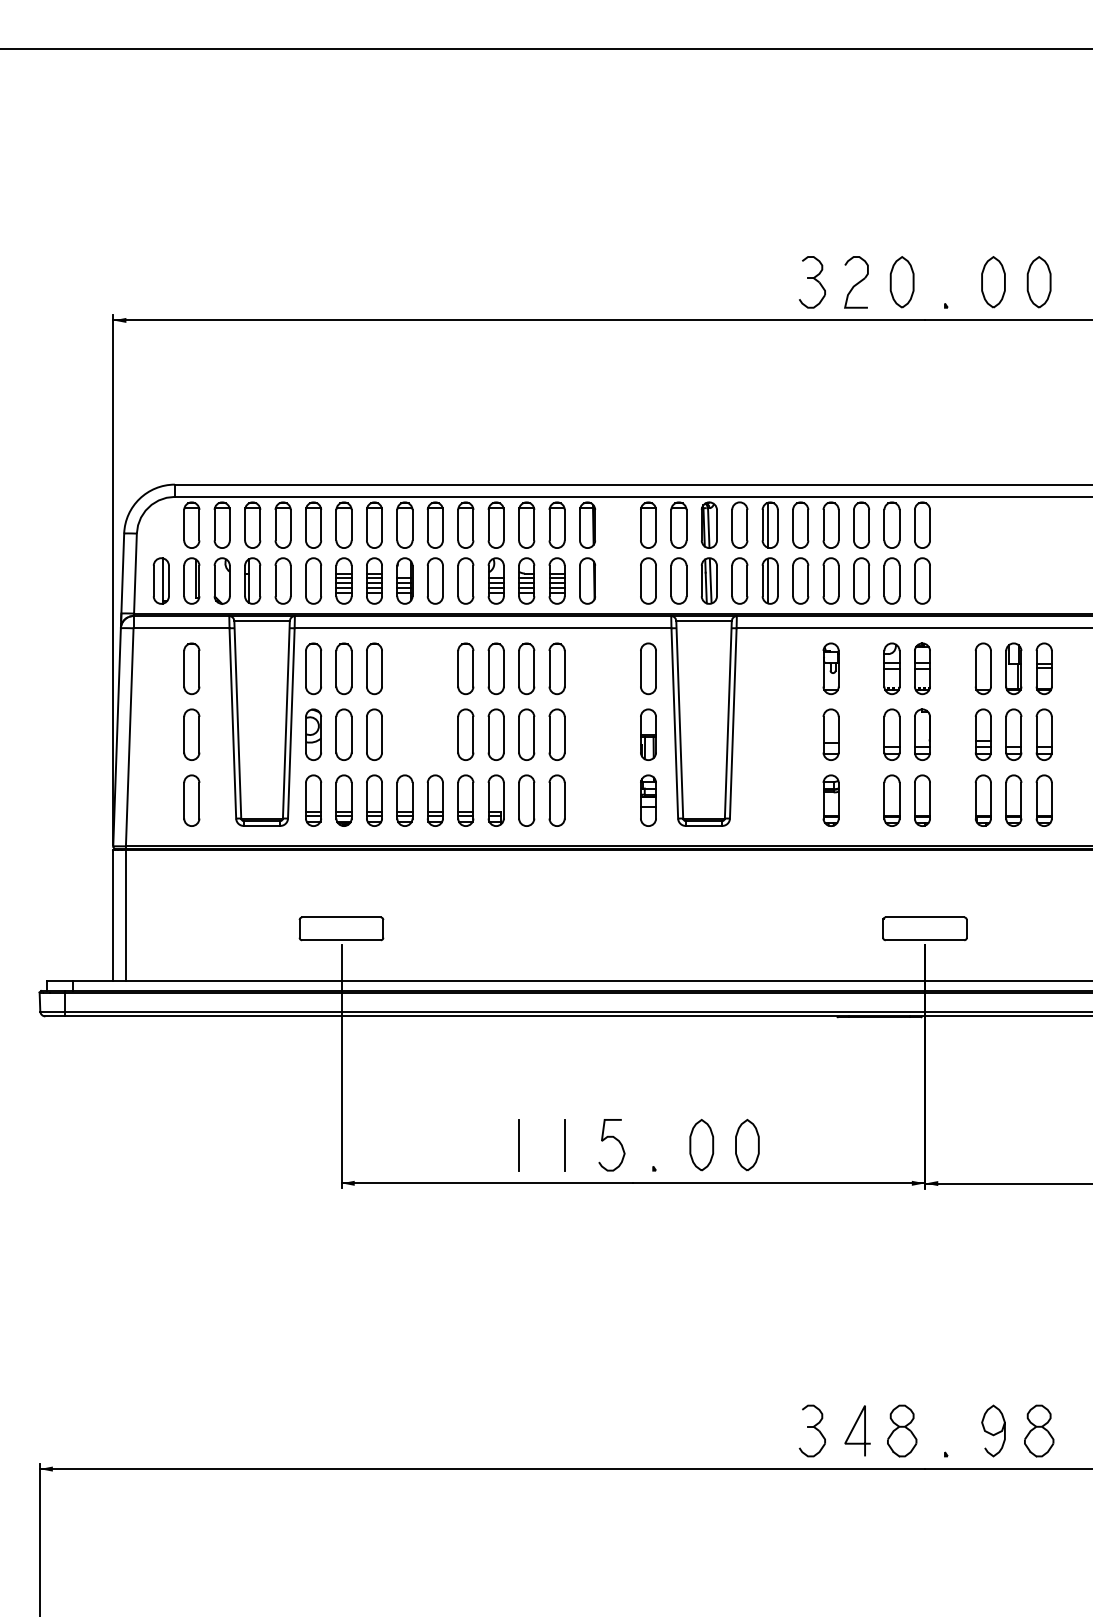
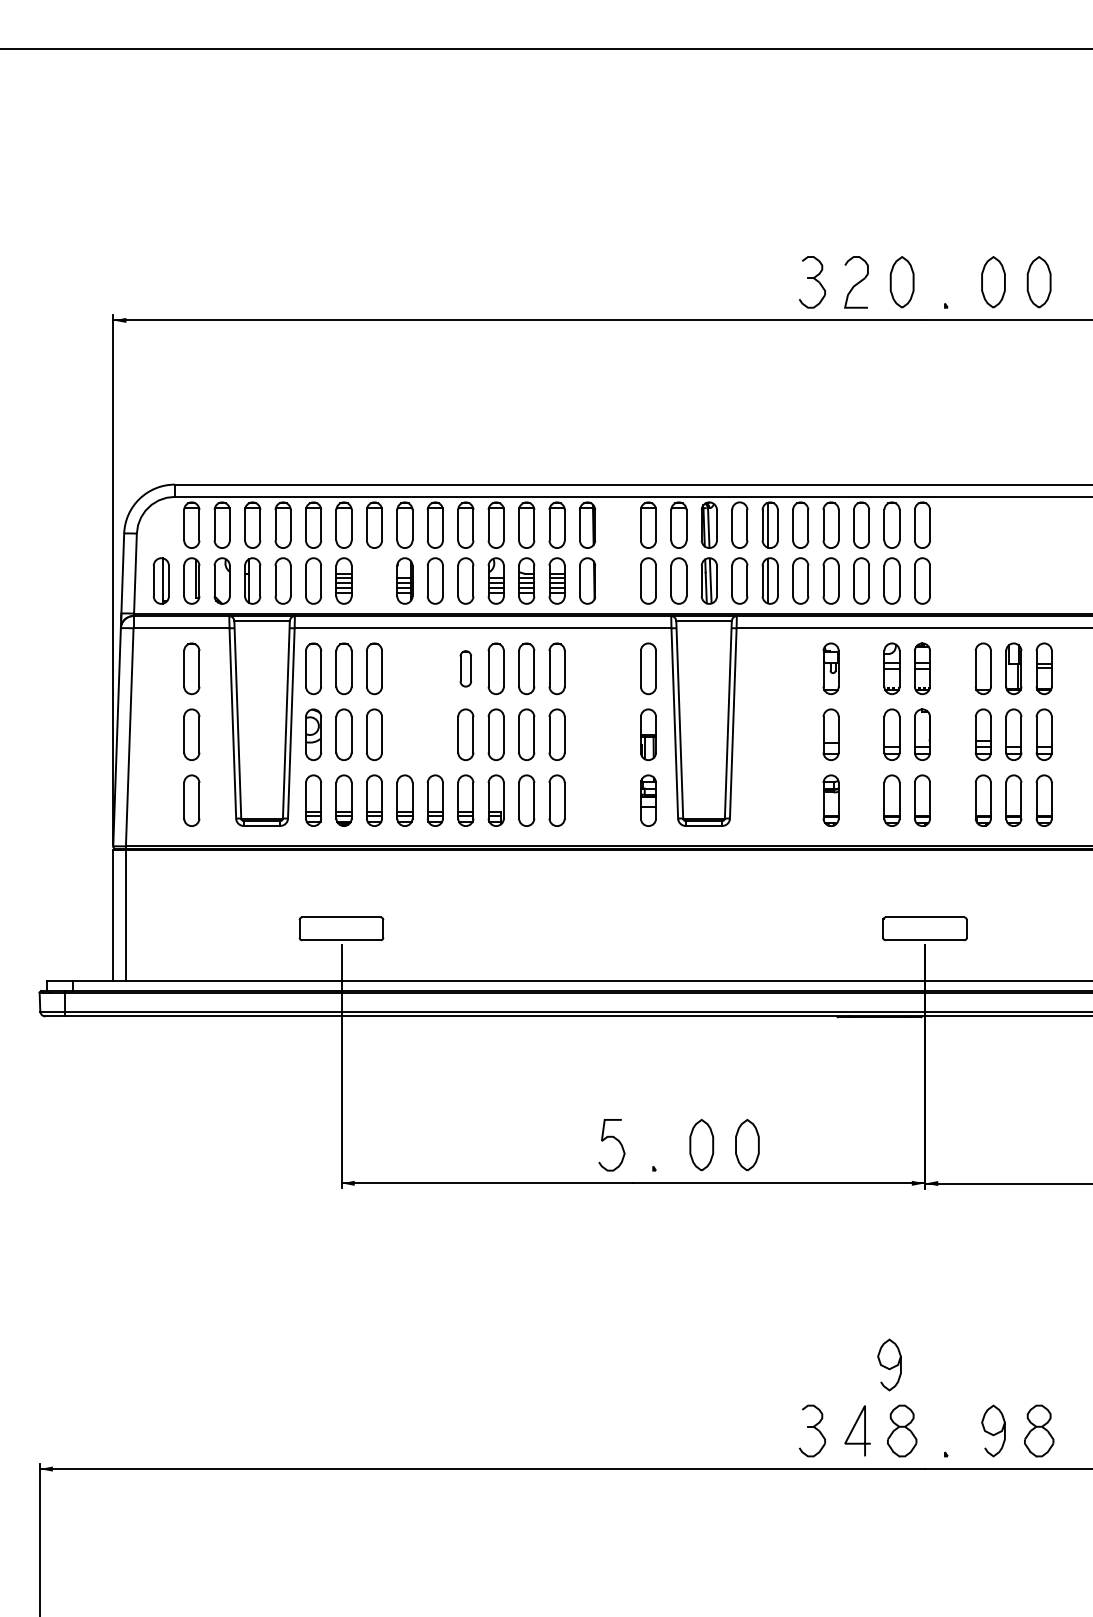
part: present -> none (374, 580)
part size: 18x54 px -> 13x38 px (465, 668)
line: present -> none (519, 1144)
line: present -> none (564, 1144)
curve: none -> present (888, 1367)
